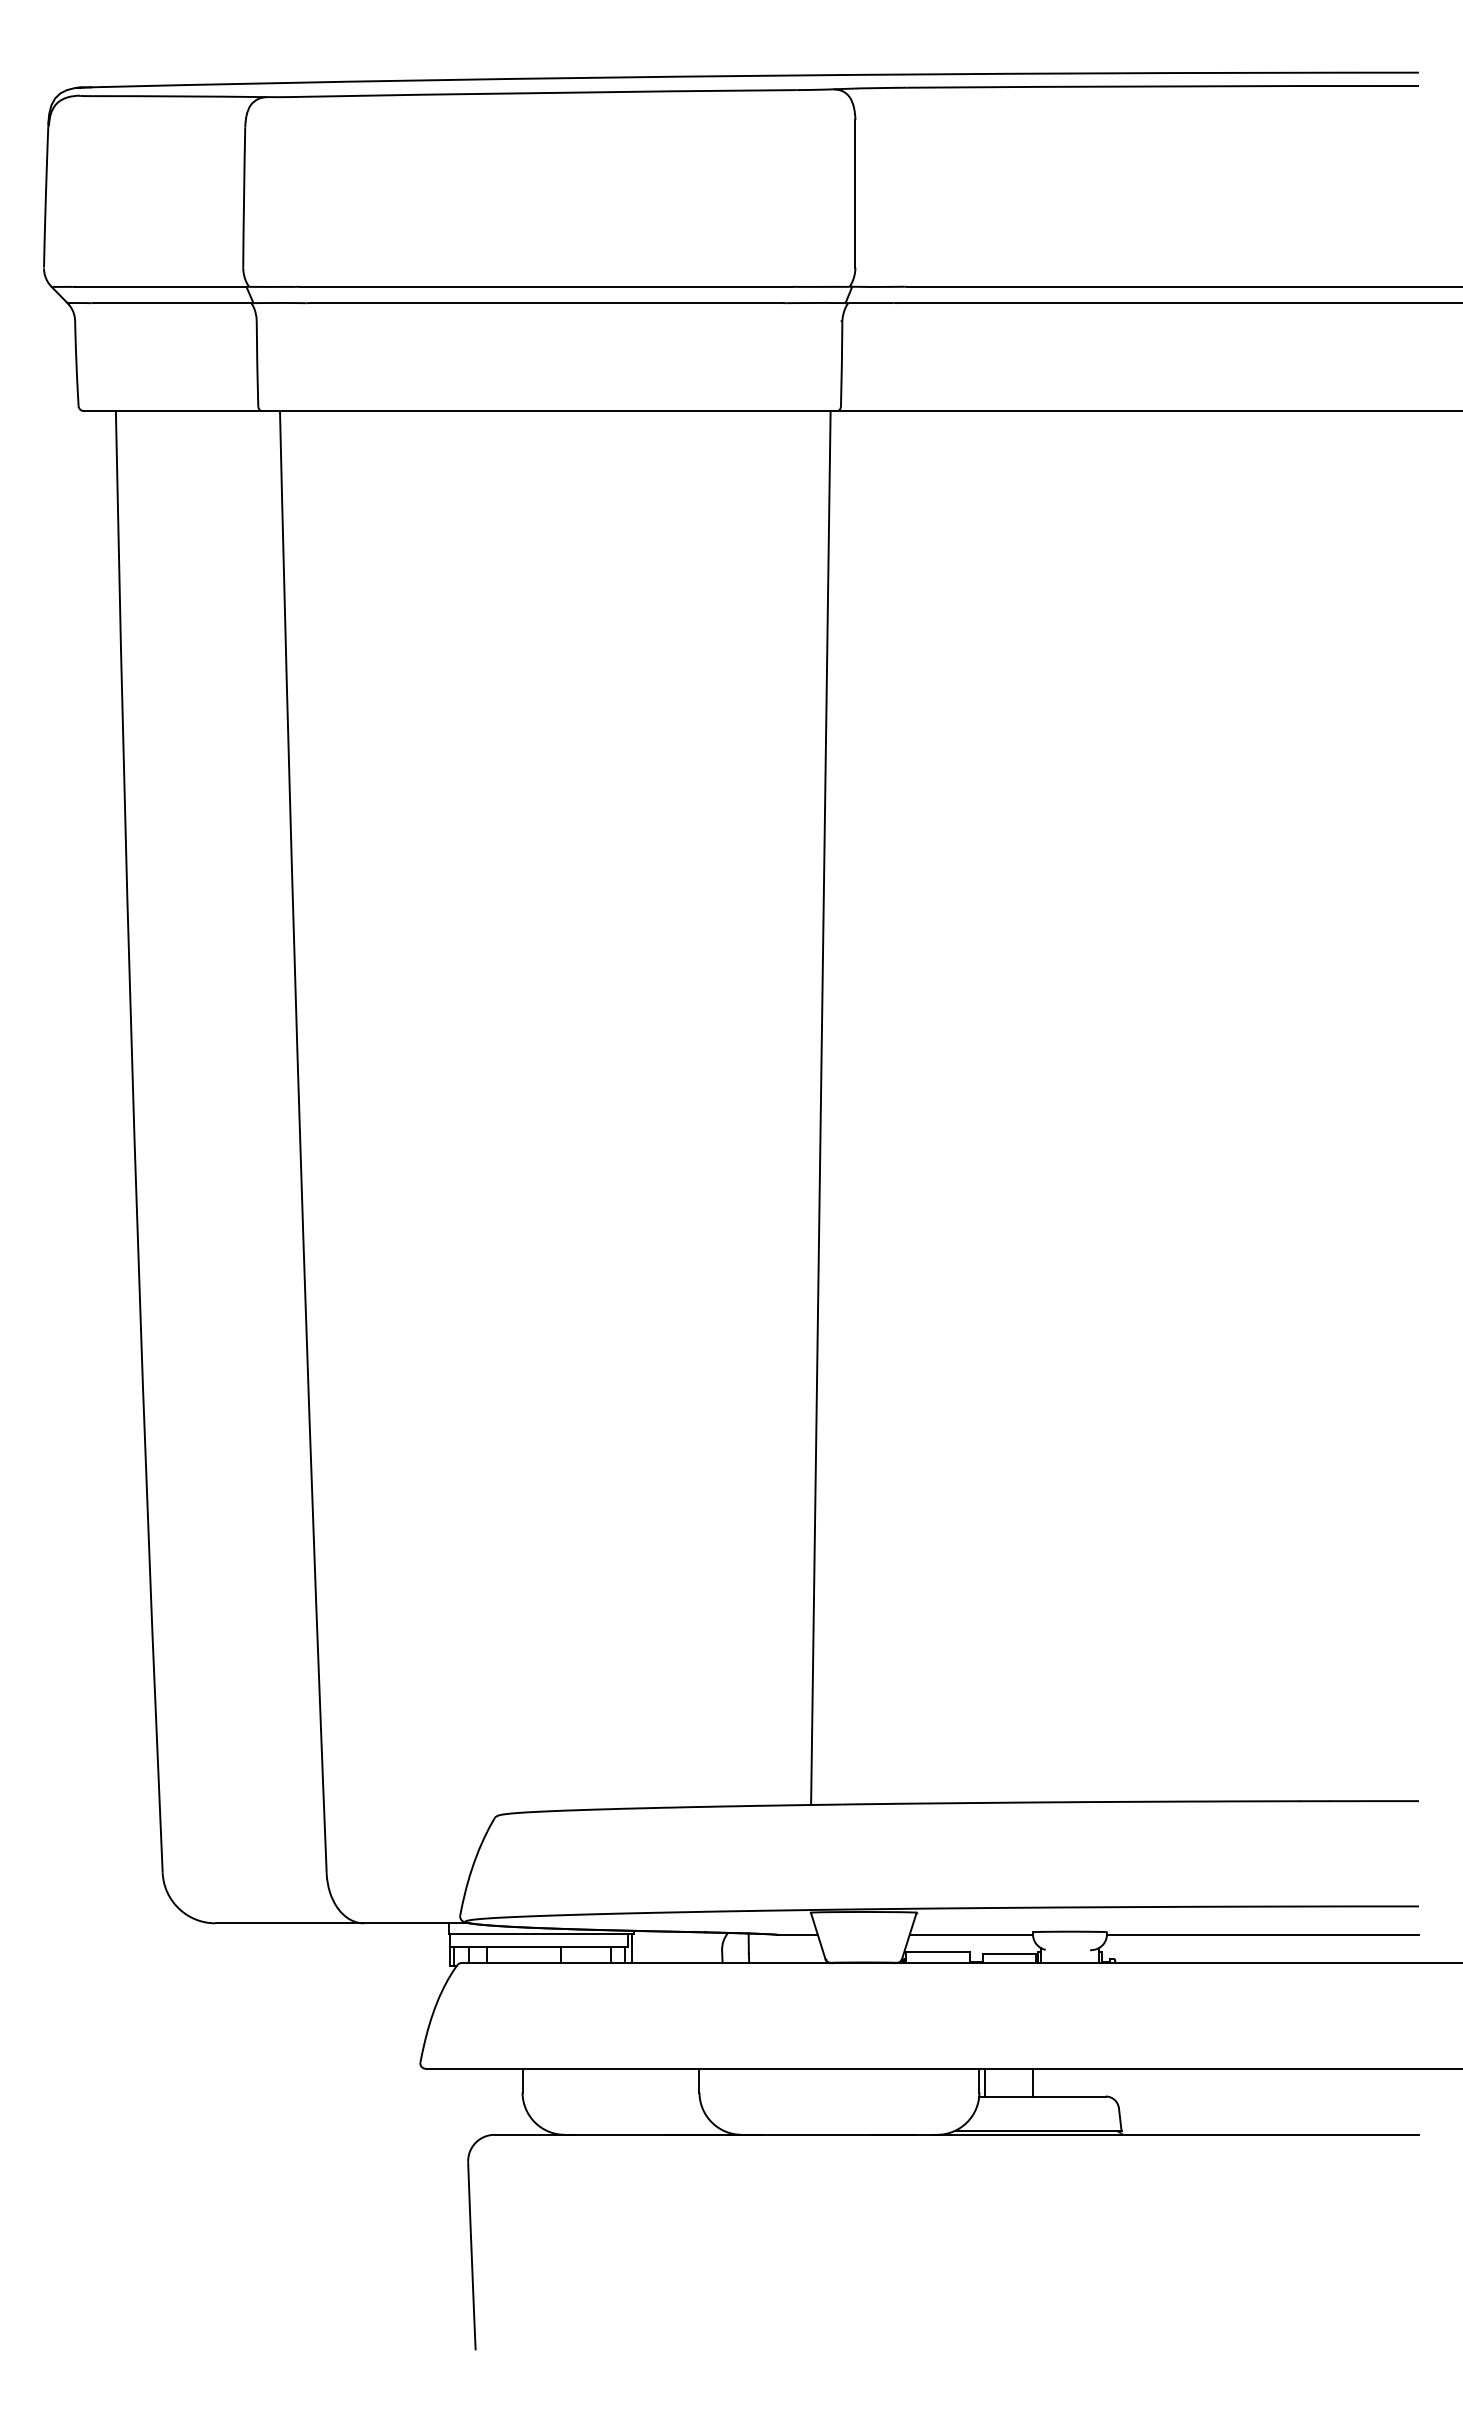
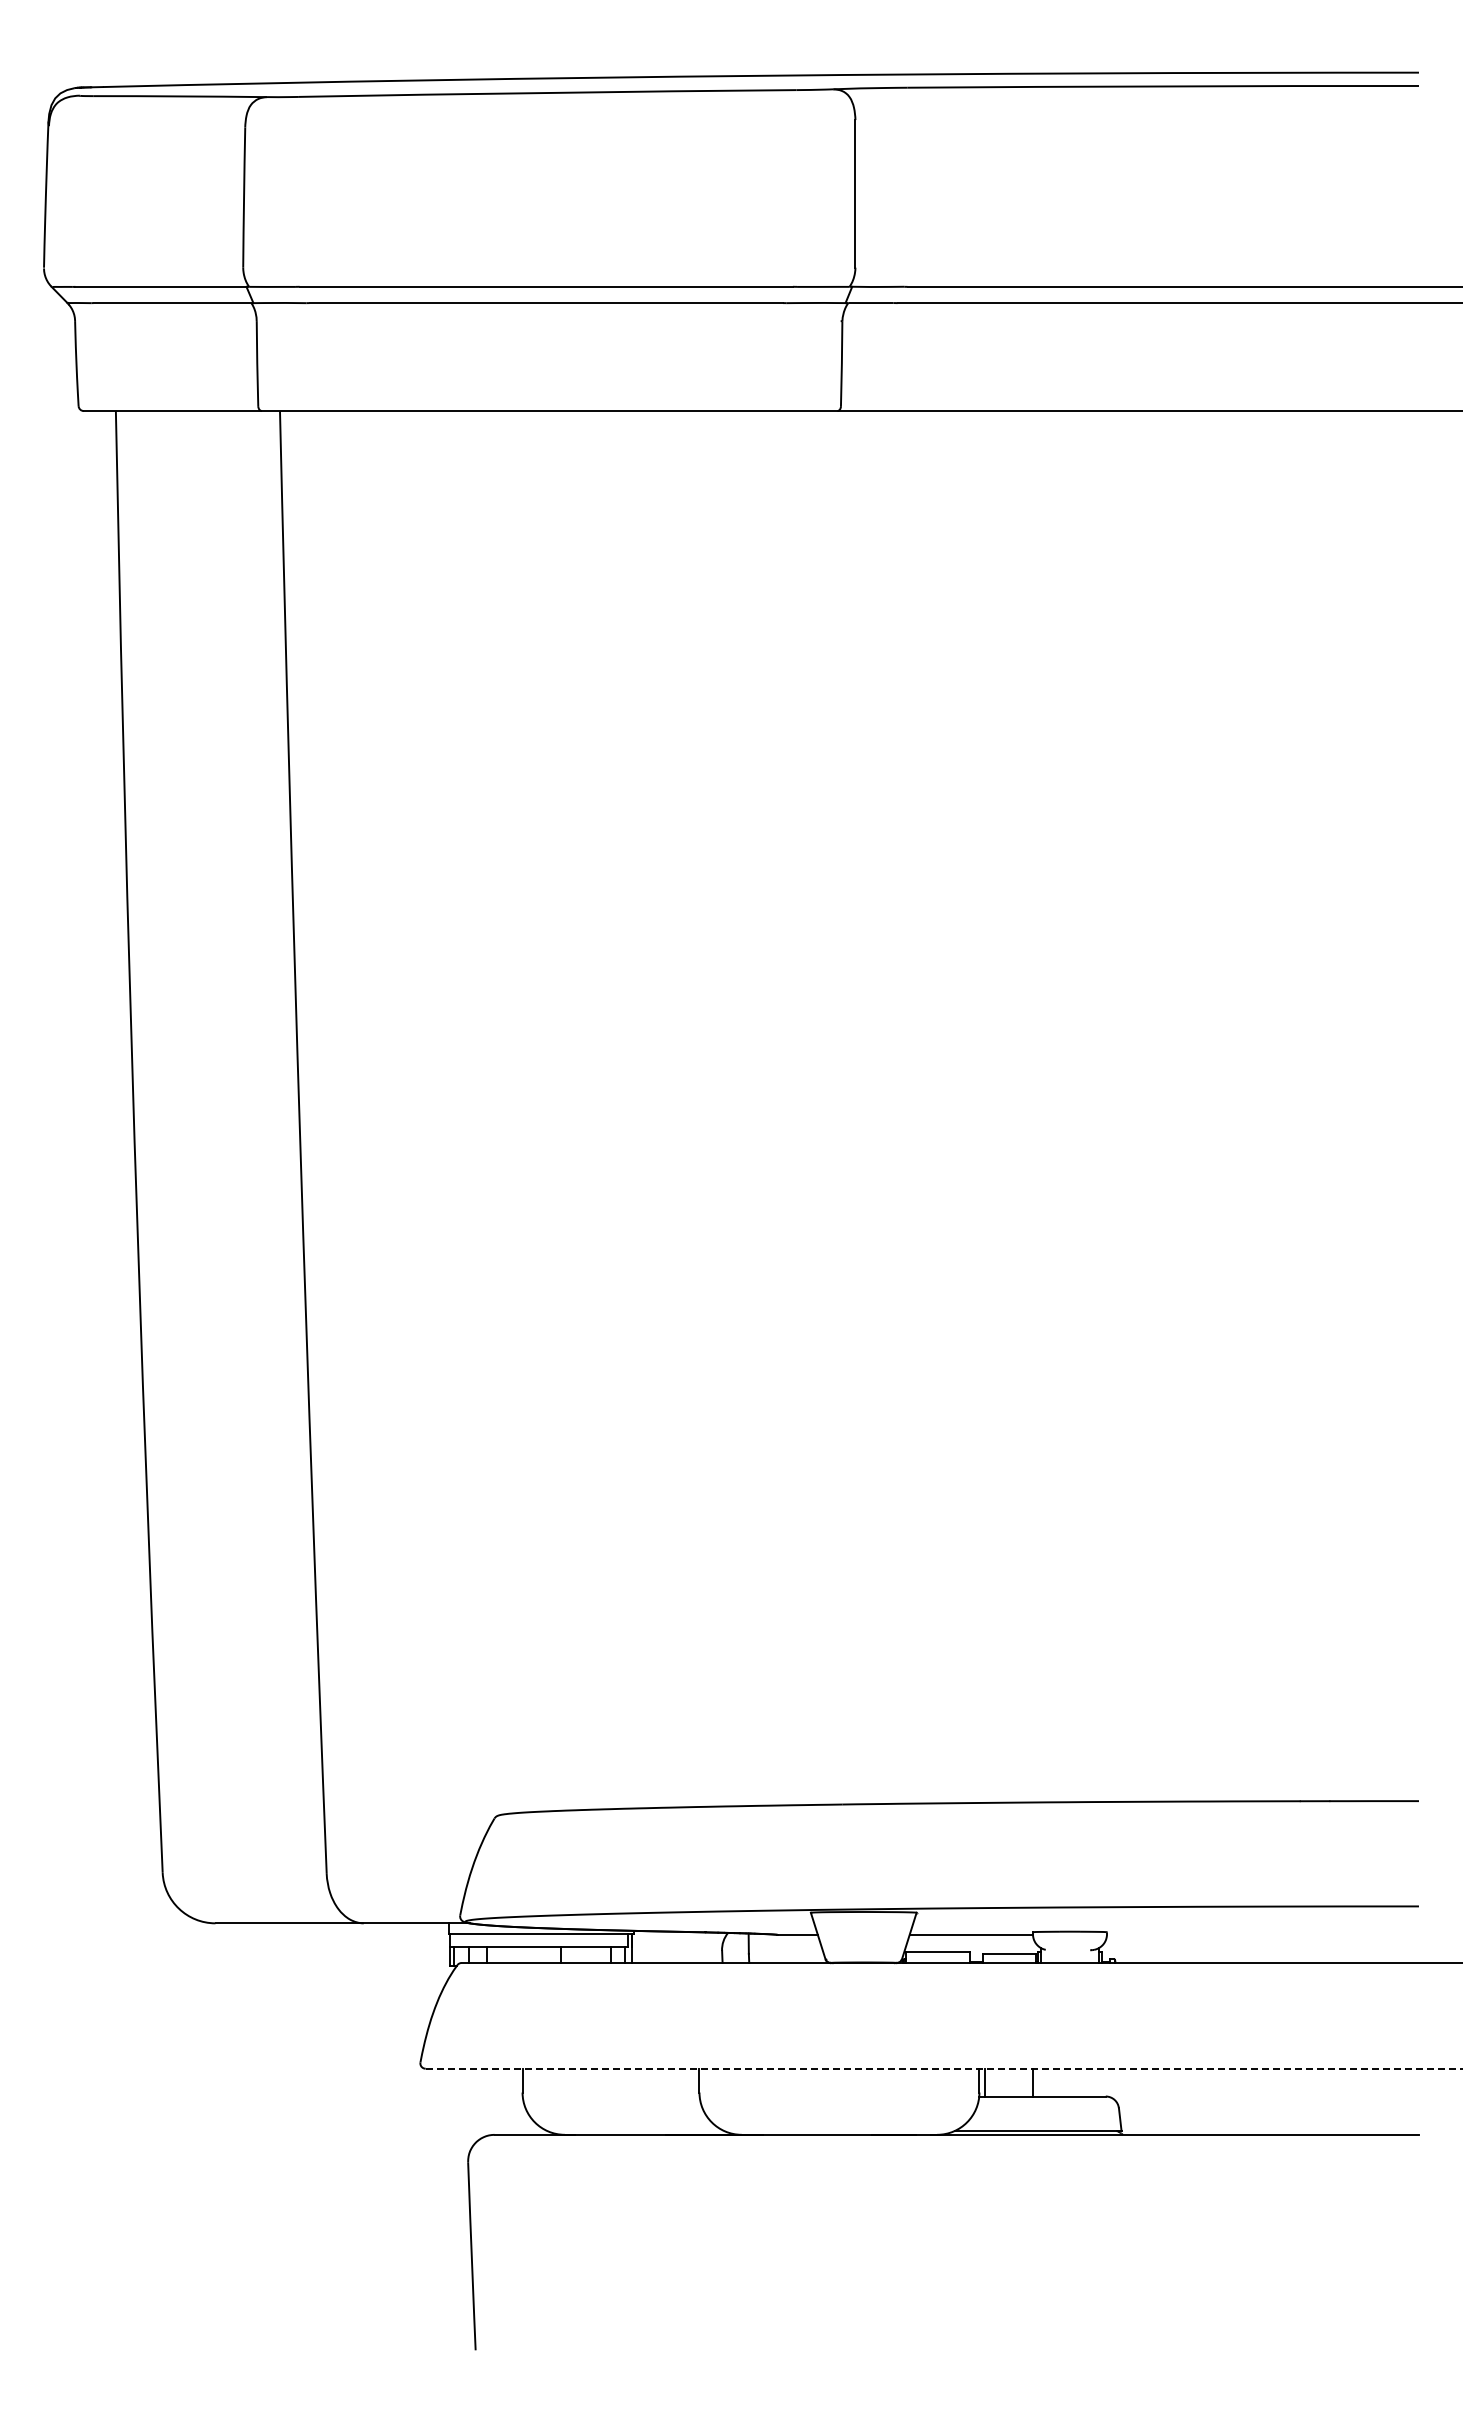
line: present -> none (820, 1108)
line: present -> none (1262, 1934)
line: solid -> dashed (944, 2068)
